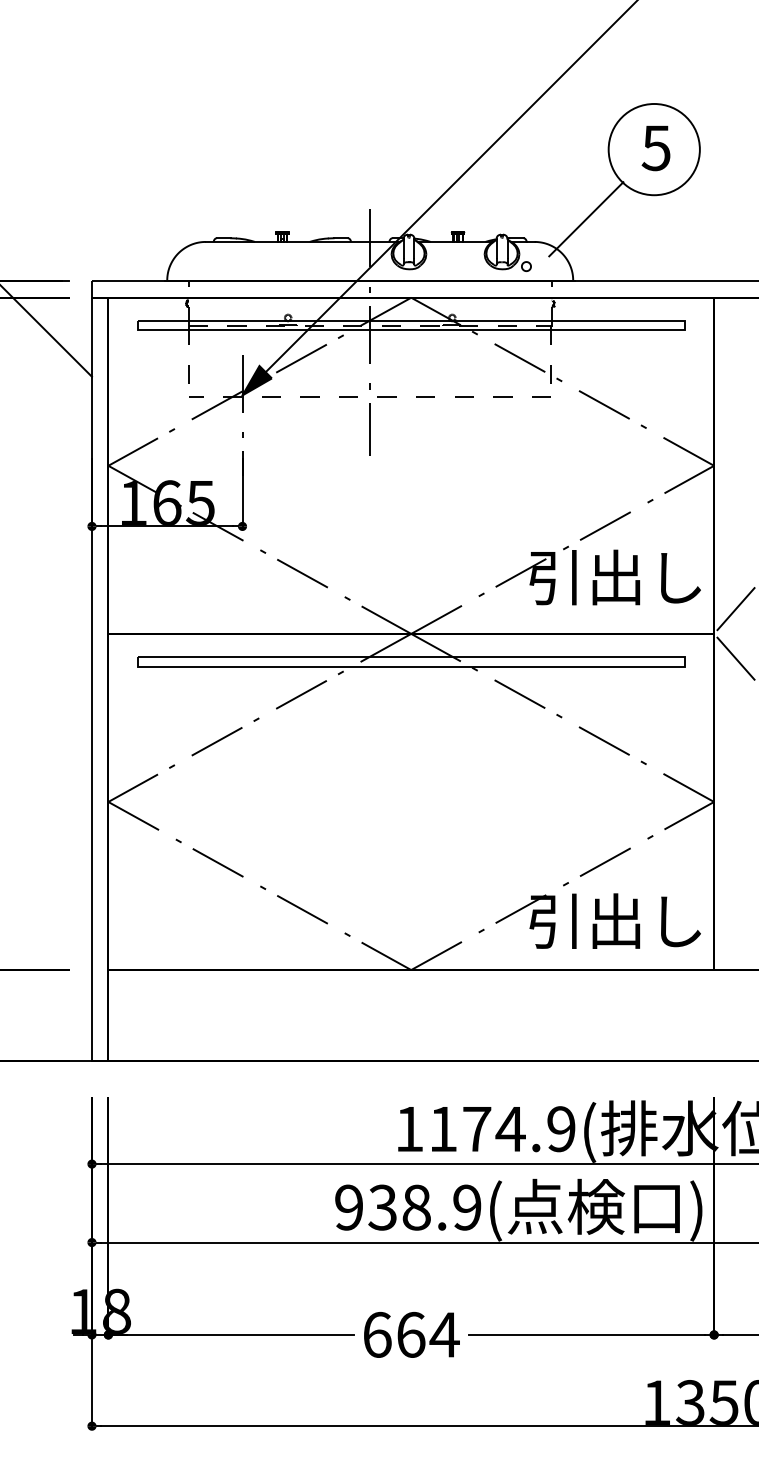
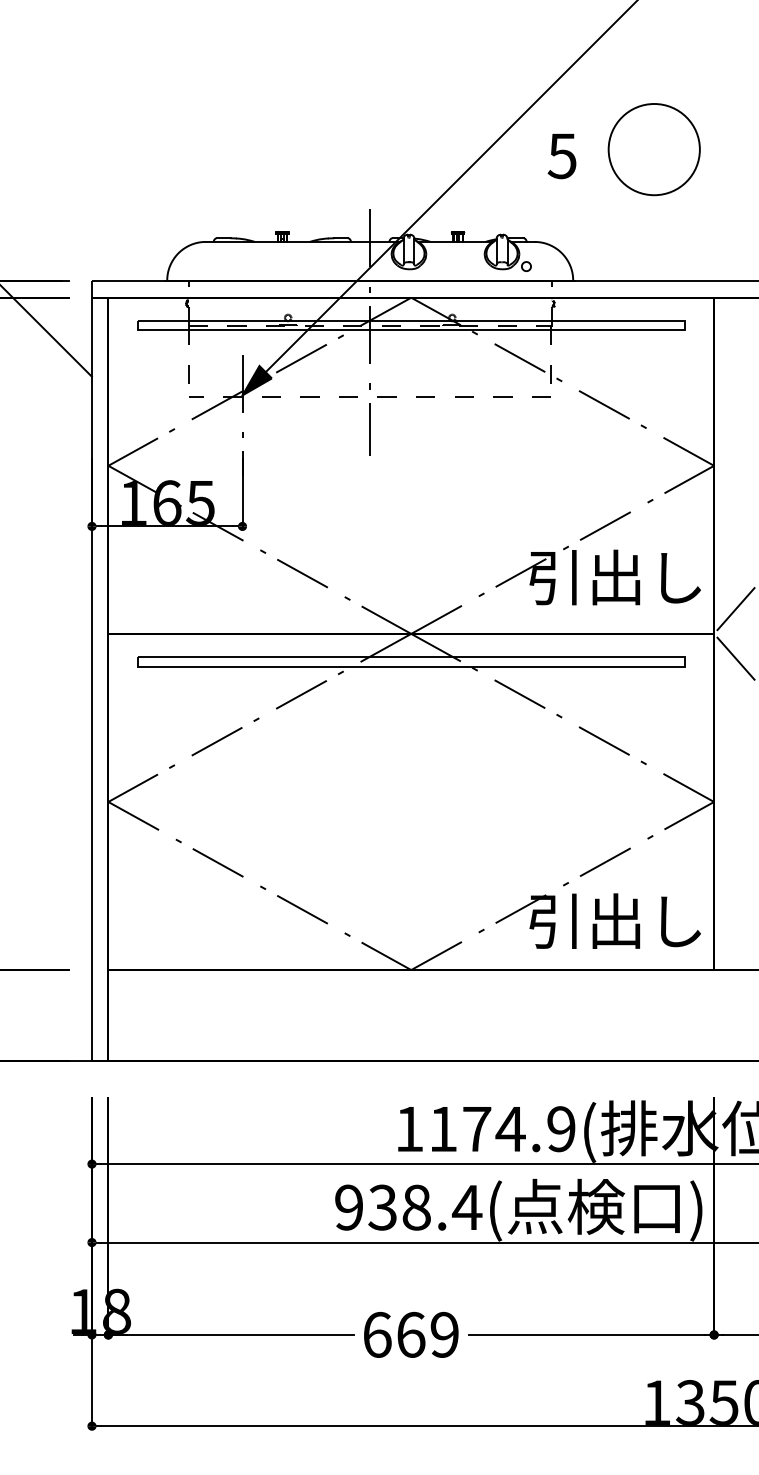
text position: (655, 148) -> (561, 156) (561, 156)
line: present -> none (586, 219)
text: 938.9( -> 938.4( (467, 1207)
text: 664 -> 669 (444, 1334)
